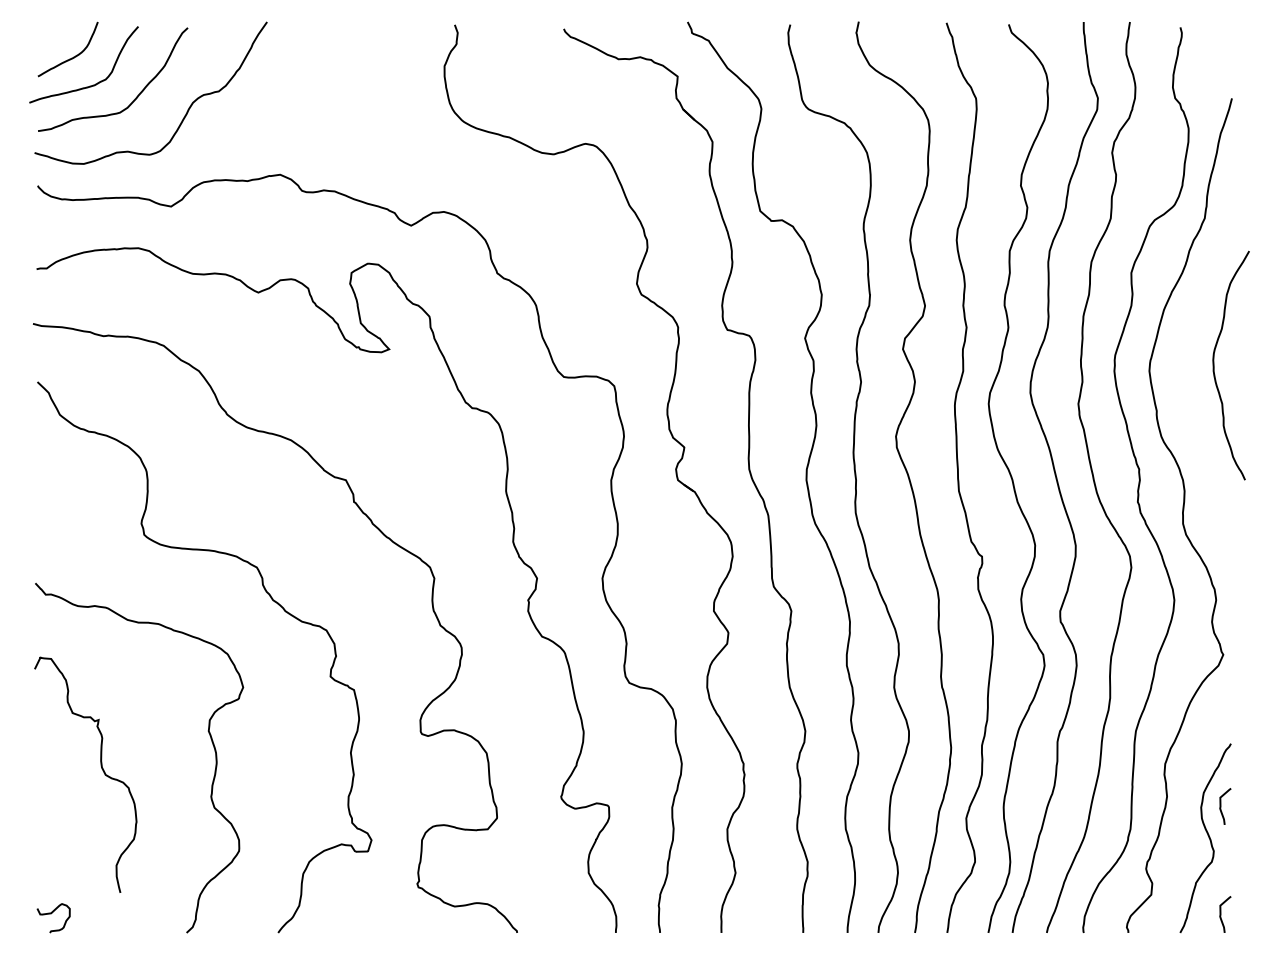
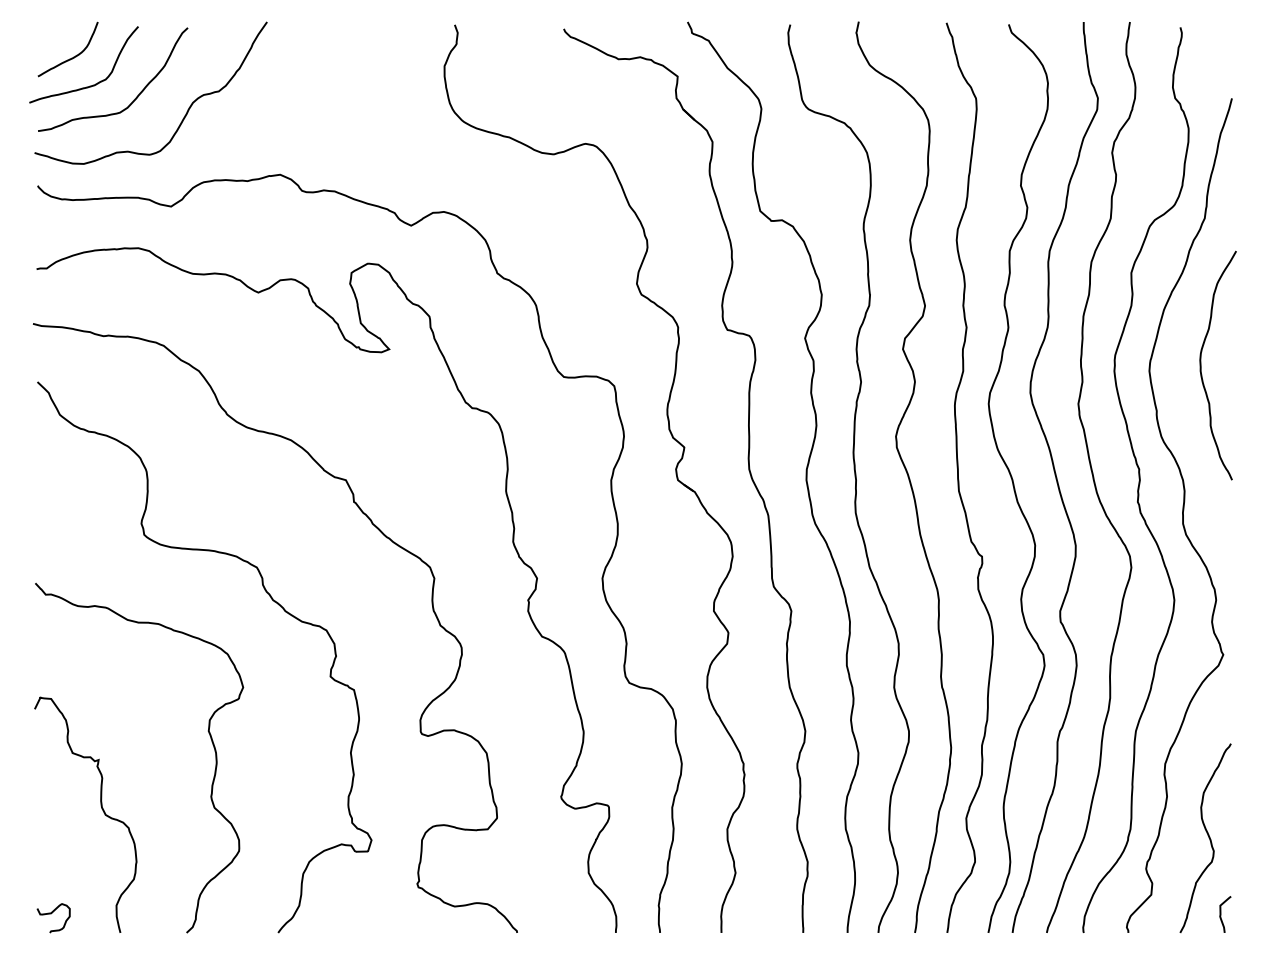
curve position: (1214, 365) -> (1201, 365) (1201, 365)
curve position: (101, 769) -> (101, 809) (101, 809)
curve: present -> none (1221, 806)
